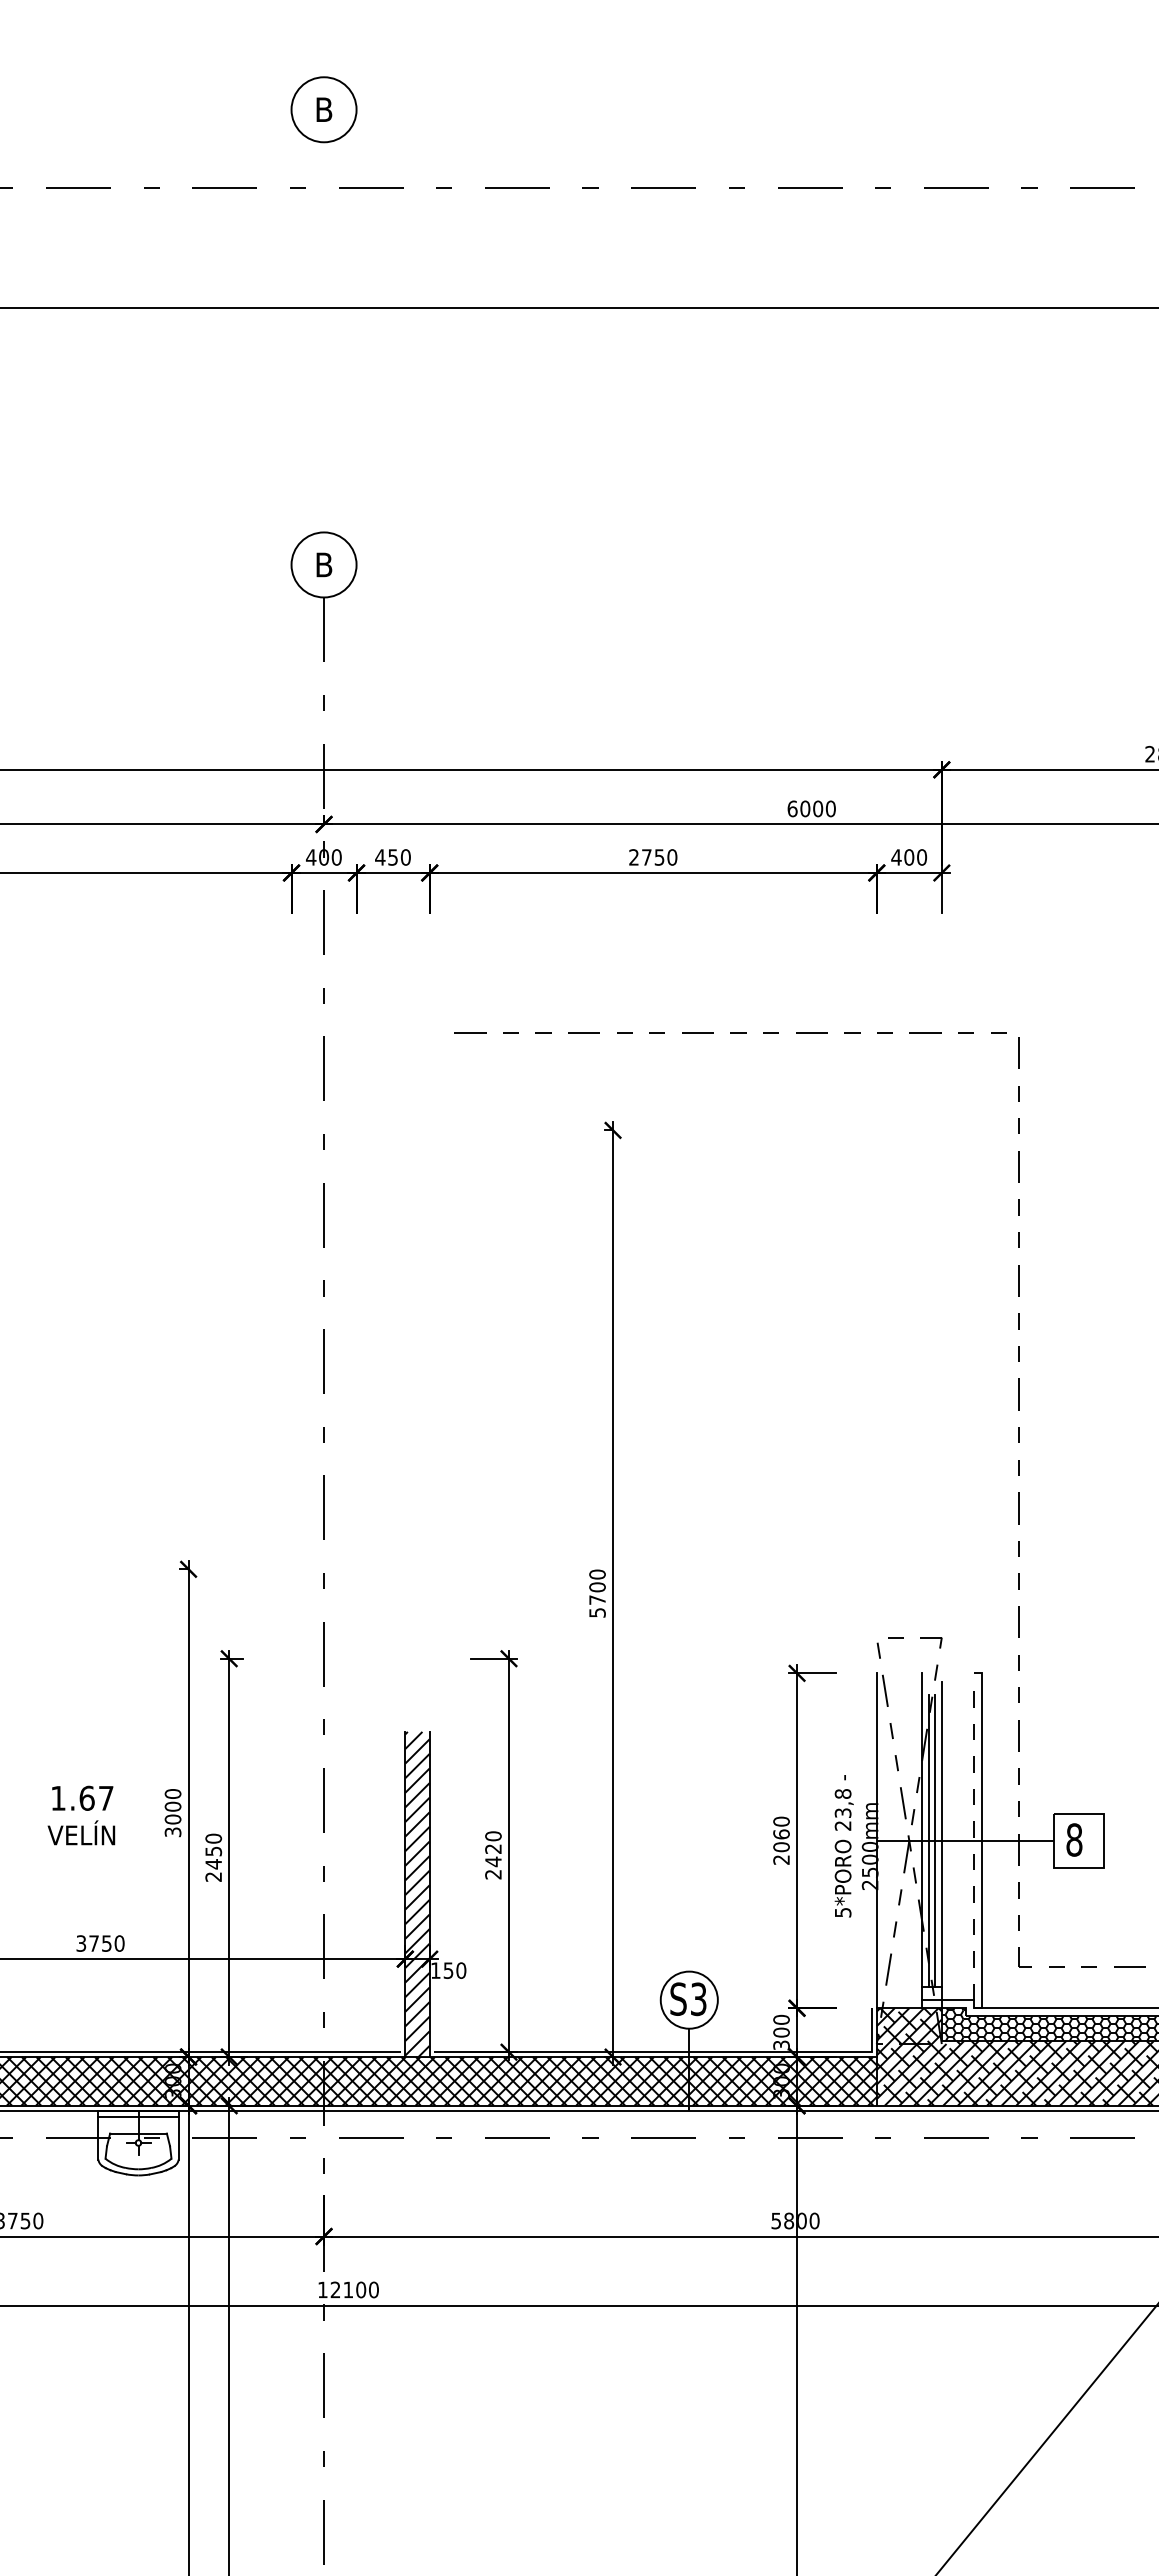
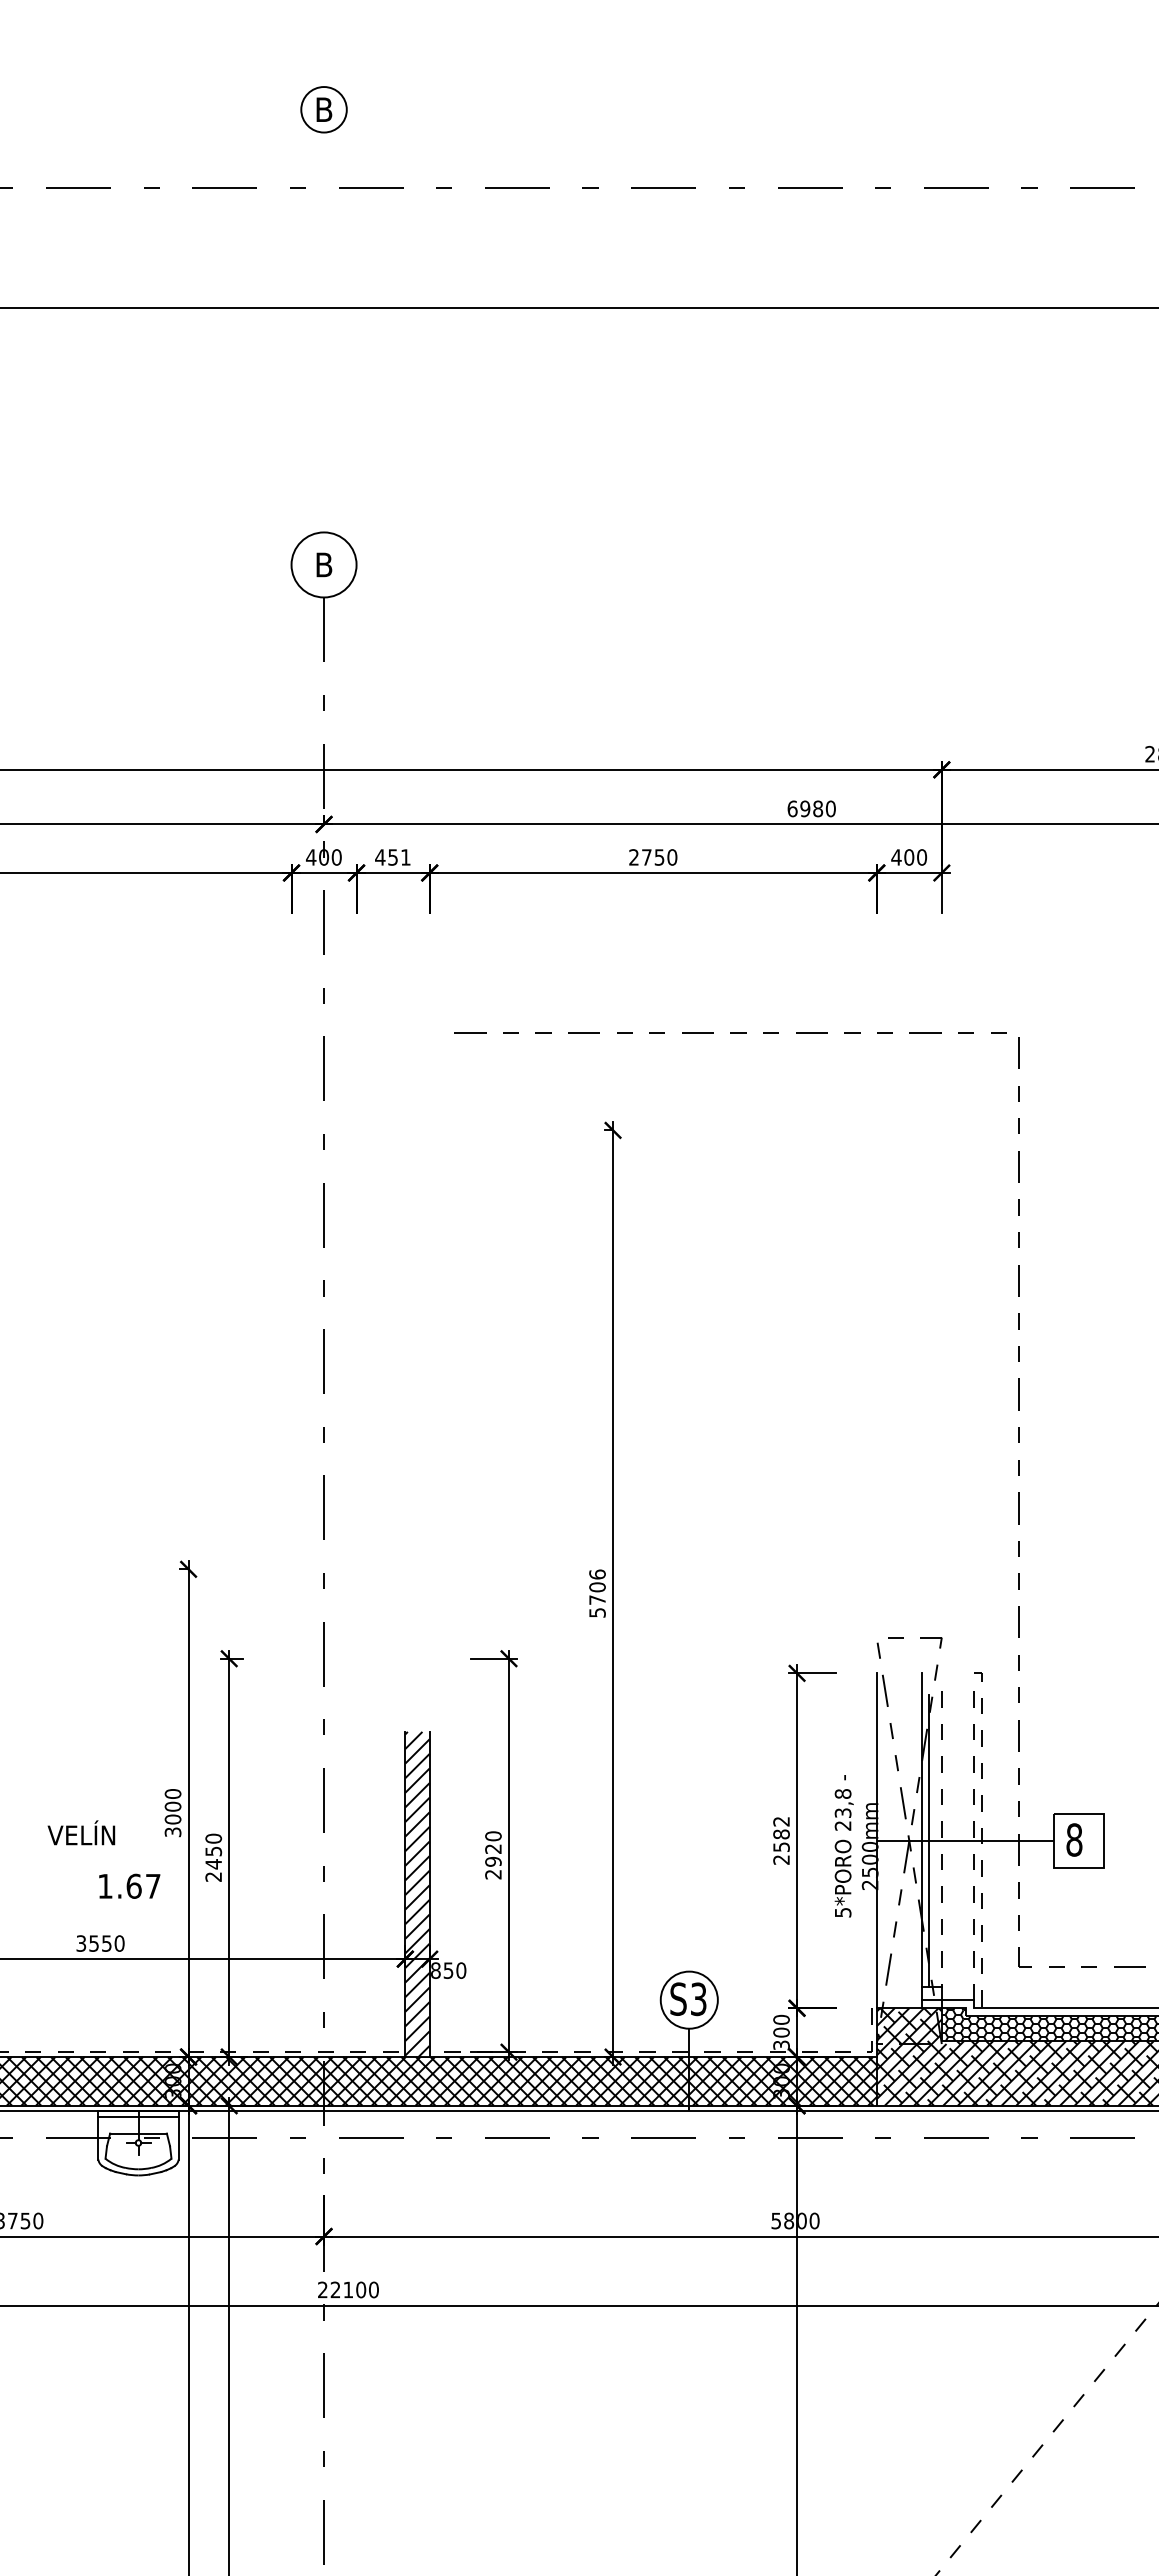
circle diameter: 65 px -> 46 px (323, 109)
text: 6000 -> 6980 (811, 808)
text: 450 -> 451 (405, 857)
text: 5700 -> 5706 (597, 1574)
text position: (82, 1797) -> (129, 1885) (129, 1885)
text: 2060 -> 2582 (781, 1834)
line: present -> none (935, 1840)
line: solid -> dashed (941, 1840)
line: solid -> dashed (982, 1841)
text: 2420 -> 2920 (493, 1861)
text: 3750 -> 3550 (93, 1943)
text: 150 -> 850 (435, 1970)
line: solid -> dashed (201, 2052)
line: solid -> dashed (675, 2052)
text: 12100 -> 22100 (322, 2289)
line: solid -> dashed (1047, 2439)
